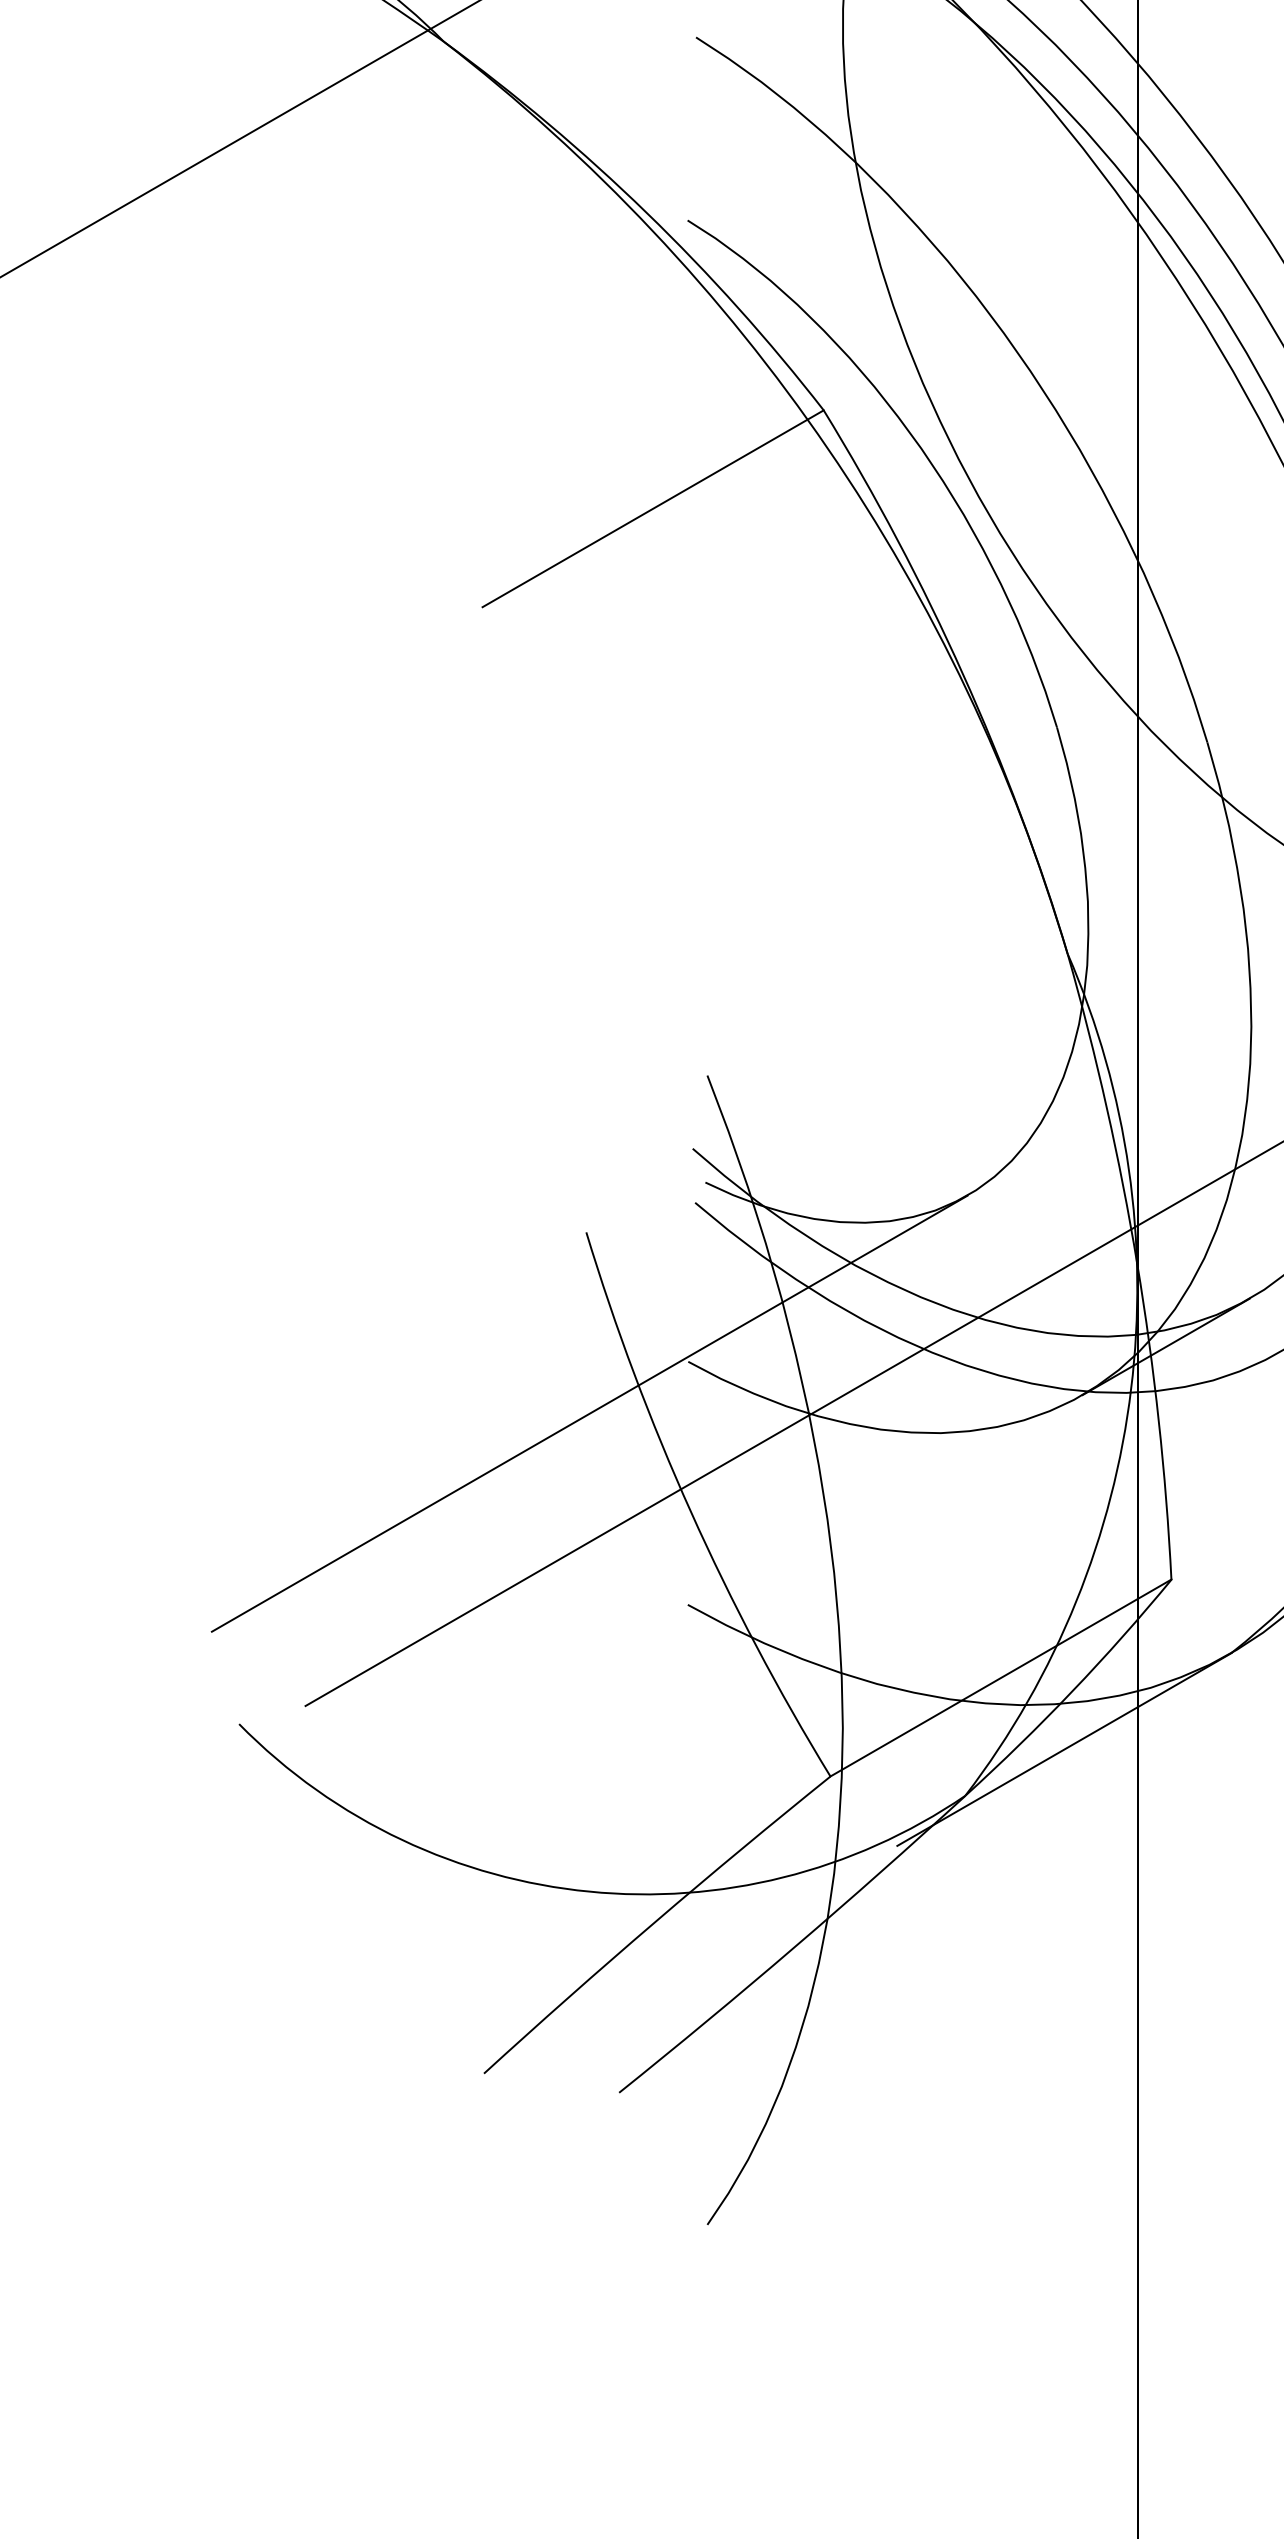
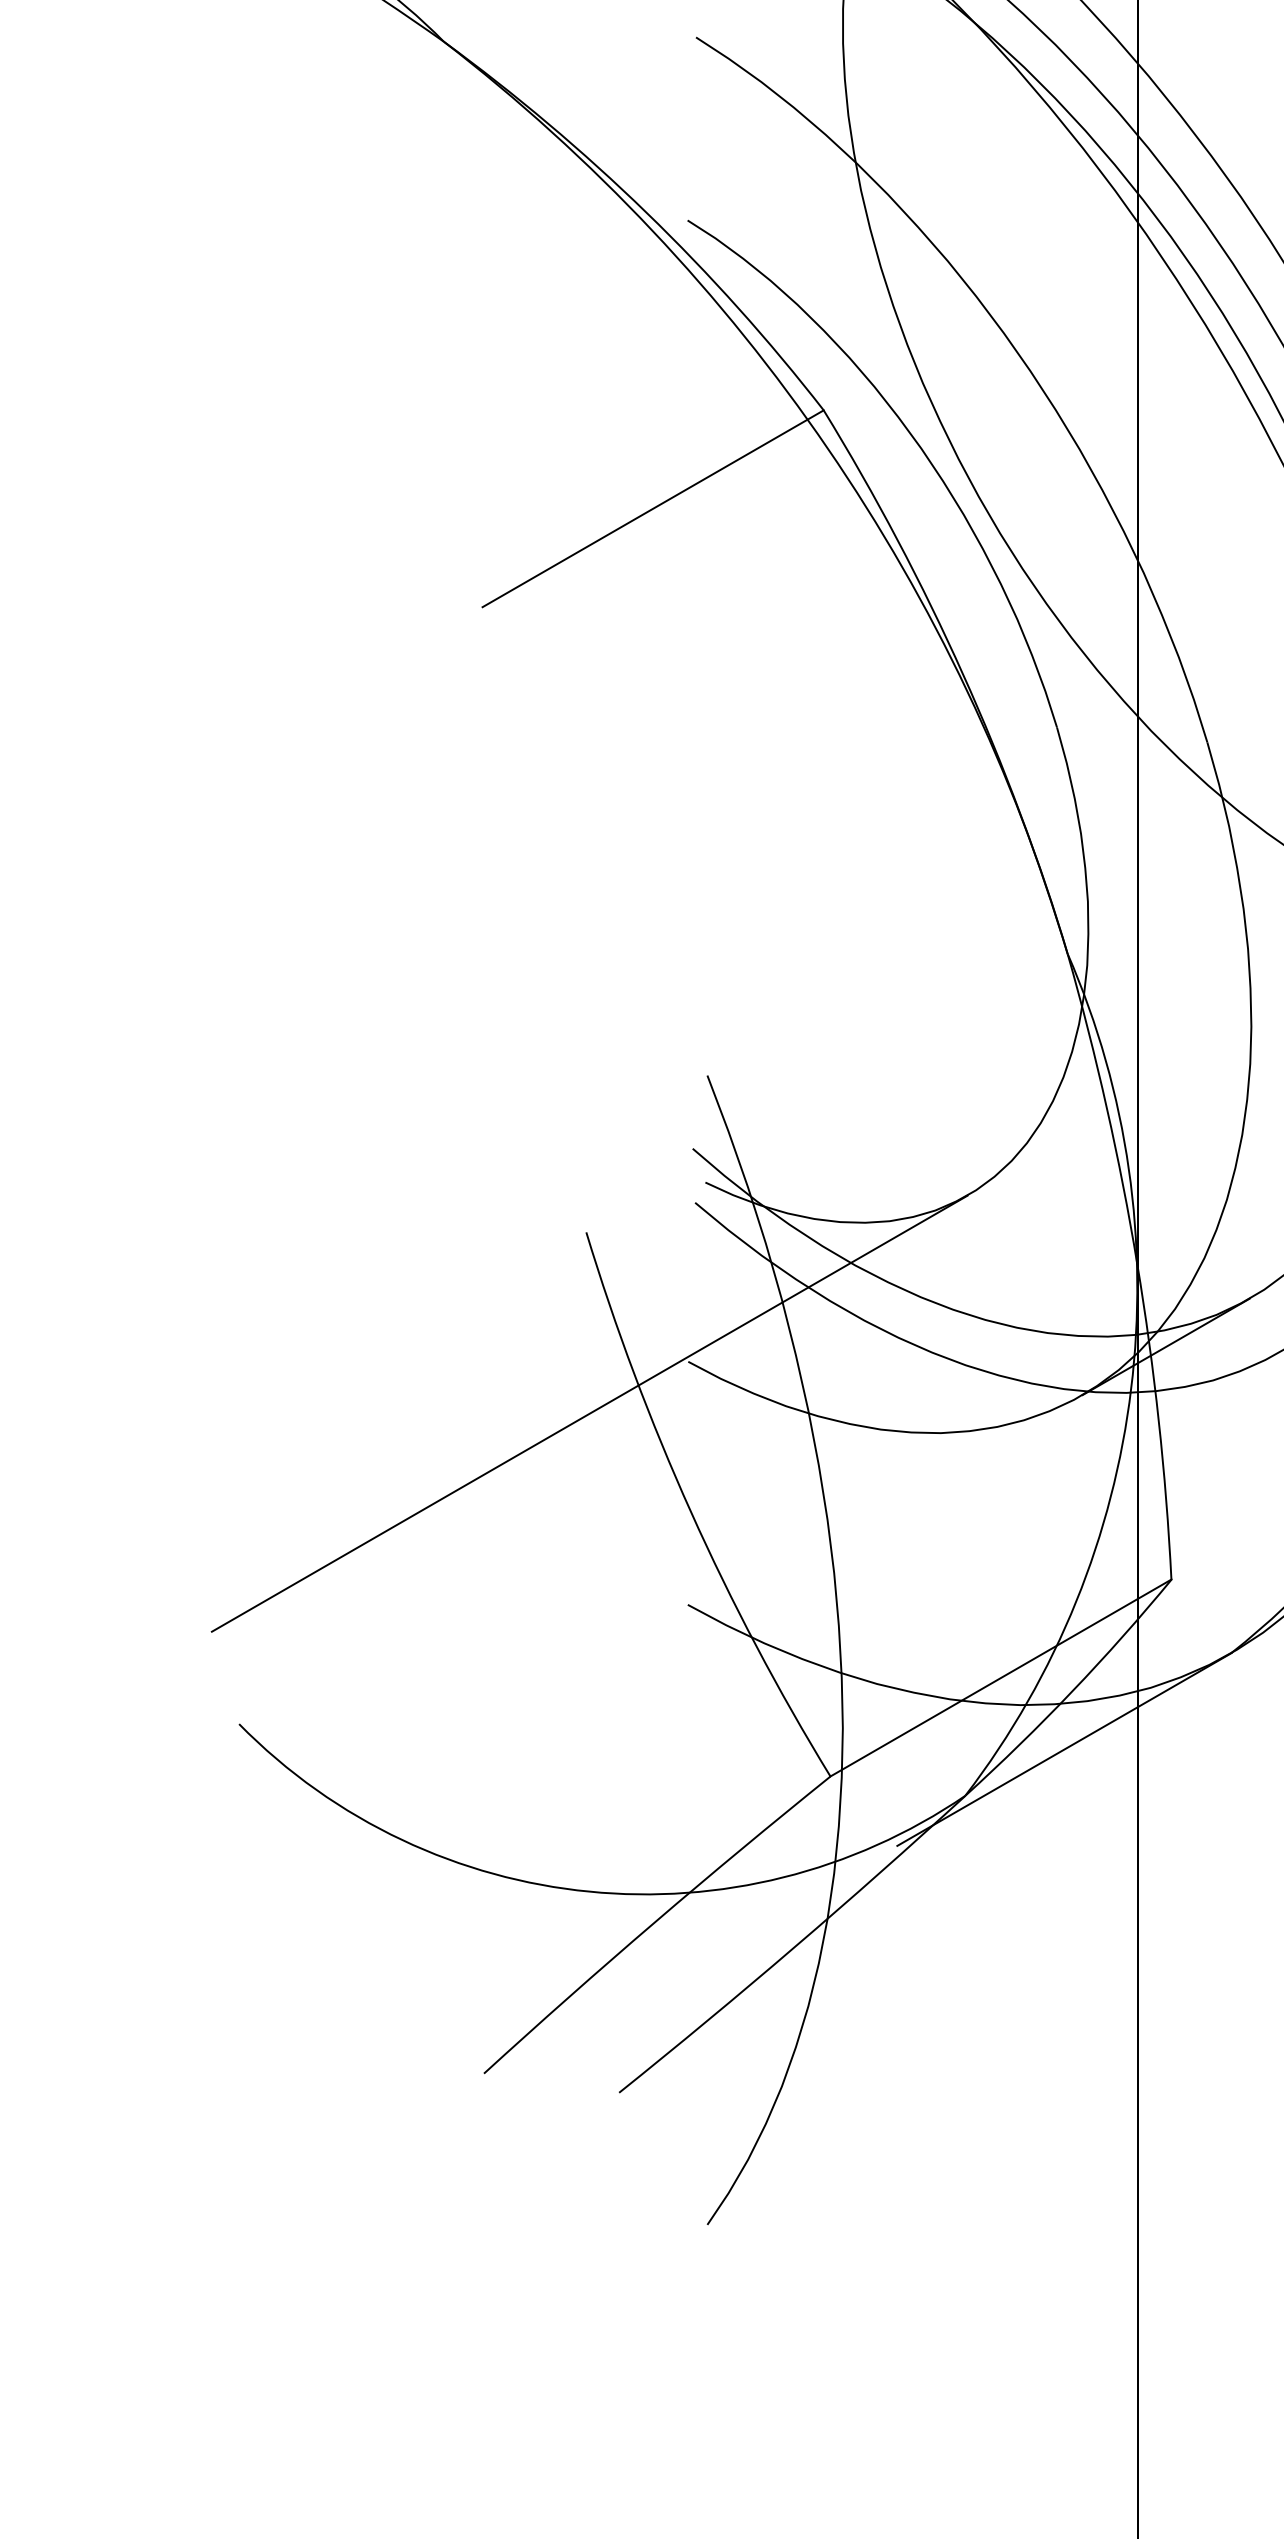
line: present -> none (239, 139)
line: present -> none (792, 1424)
